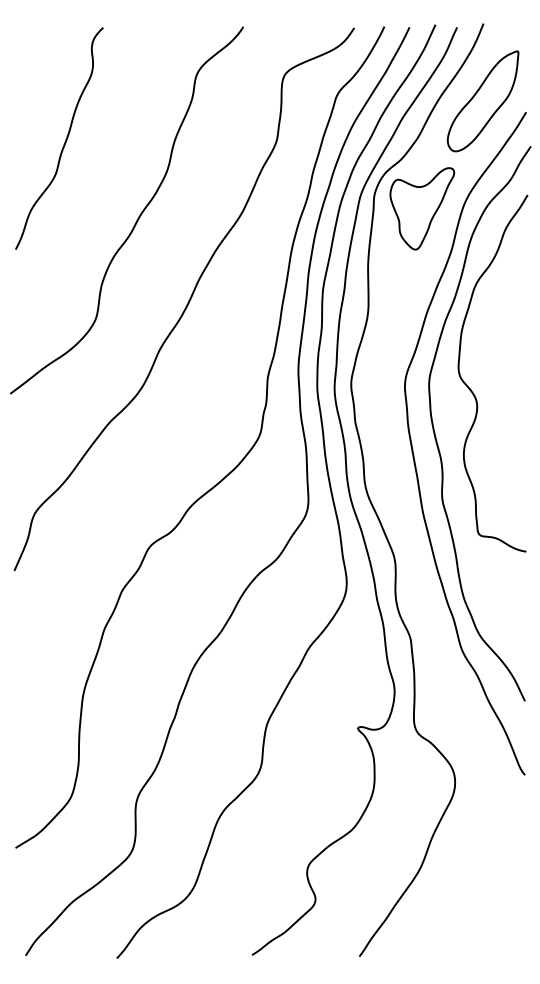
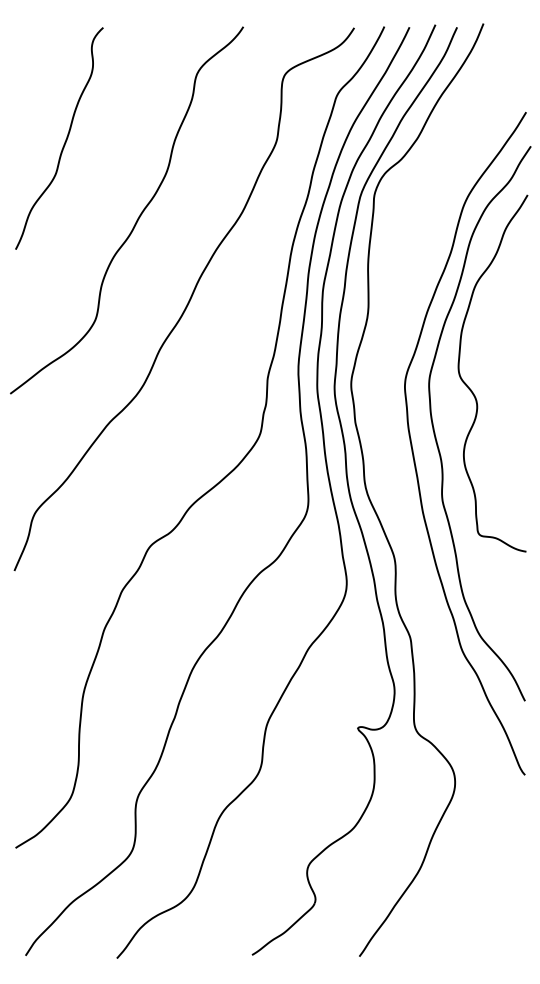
part: present -> none (482, 101)
part: present -> none (422, 208)
